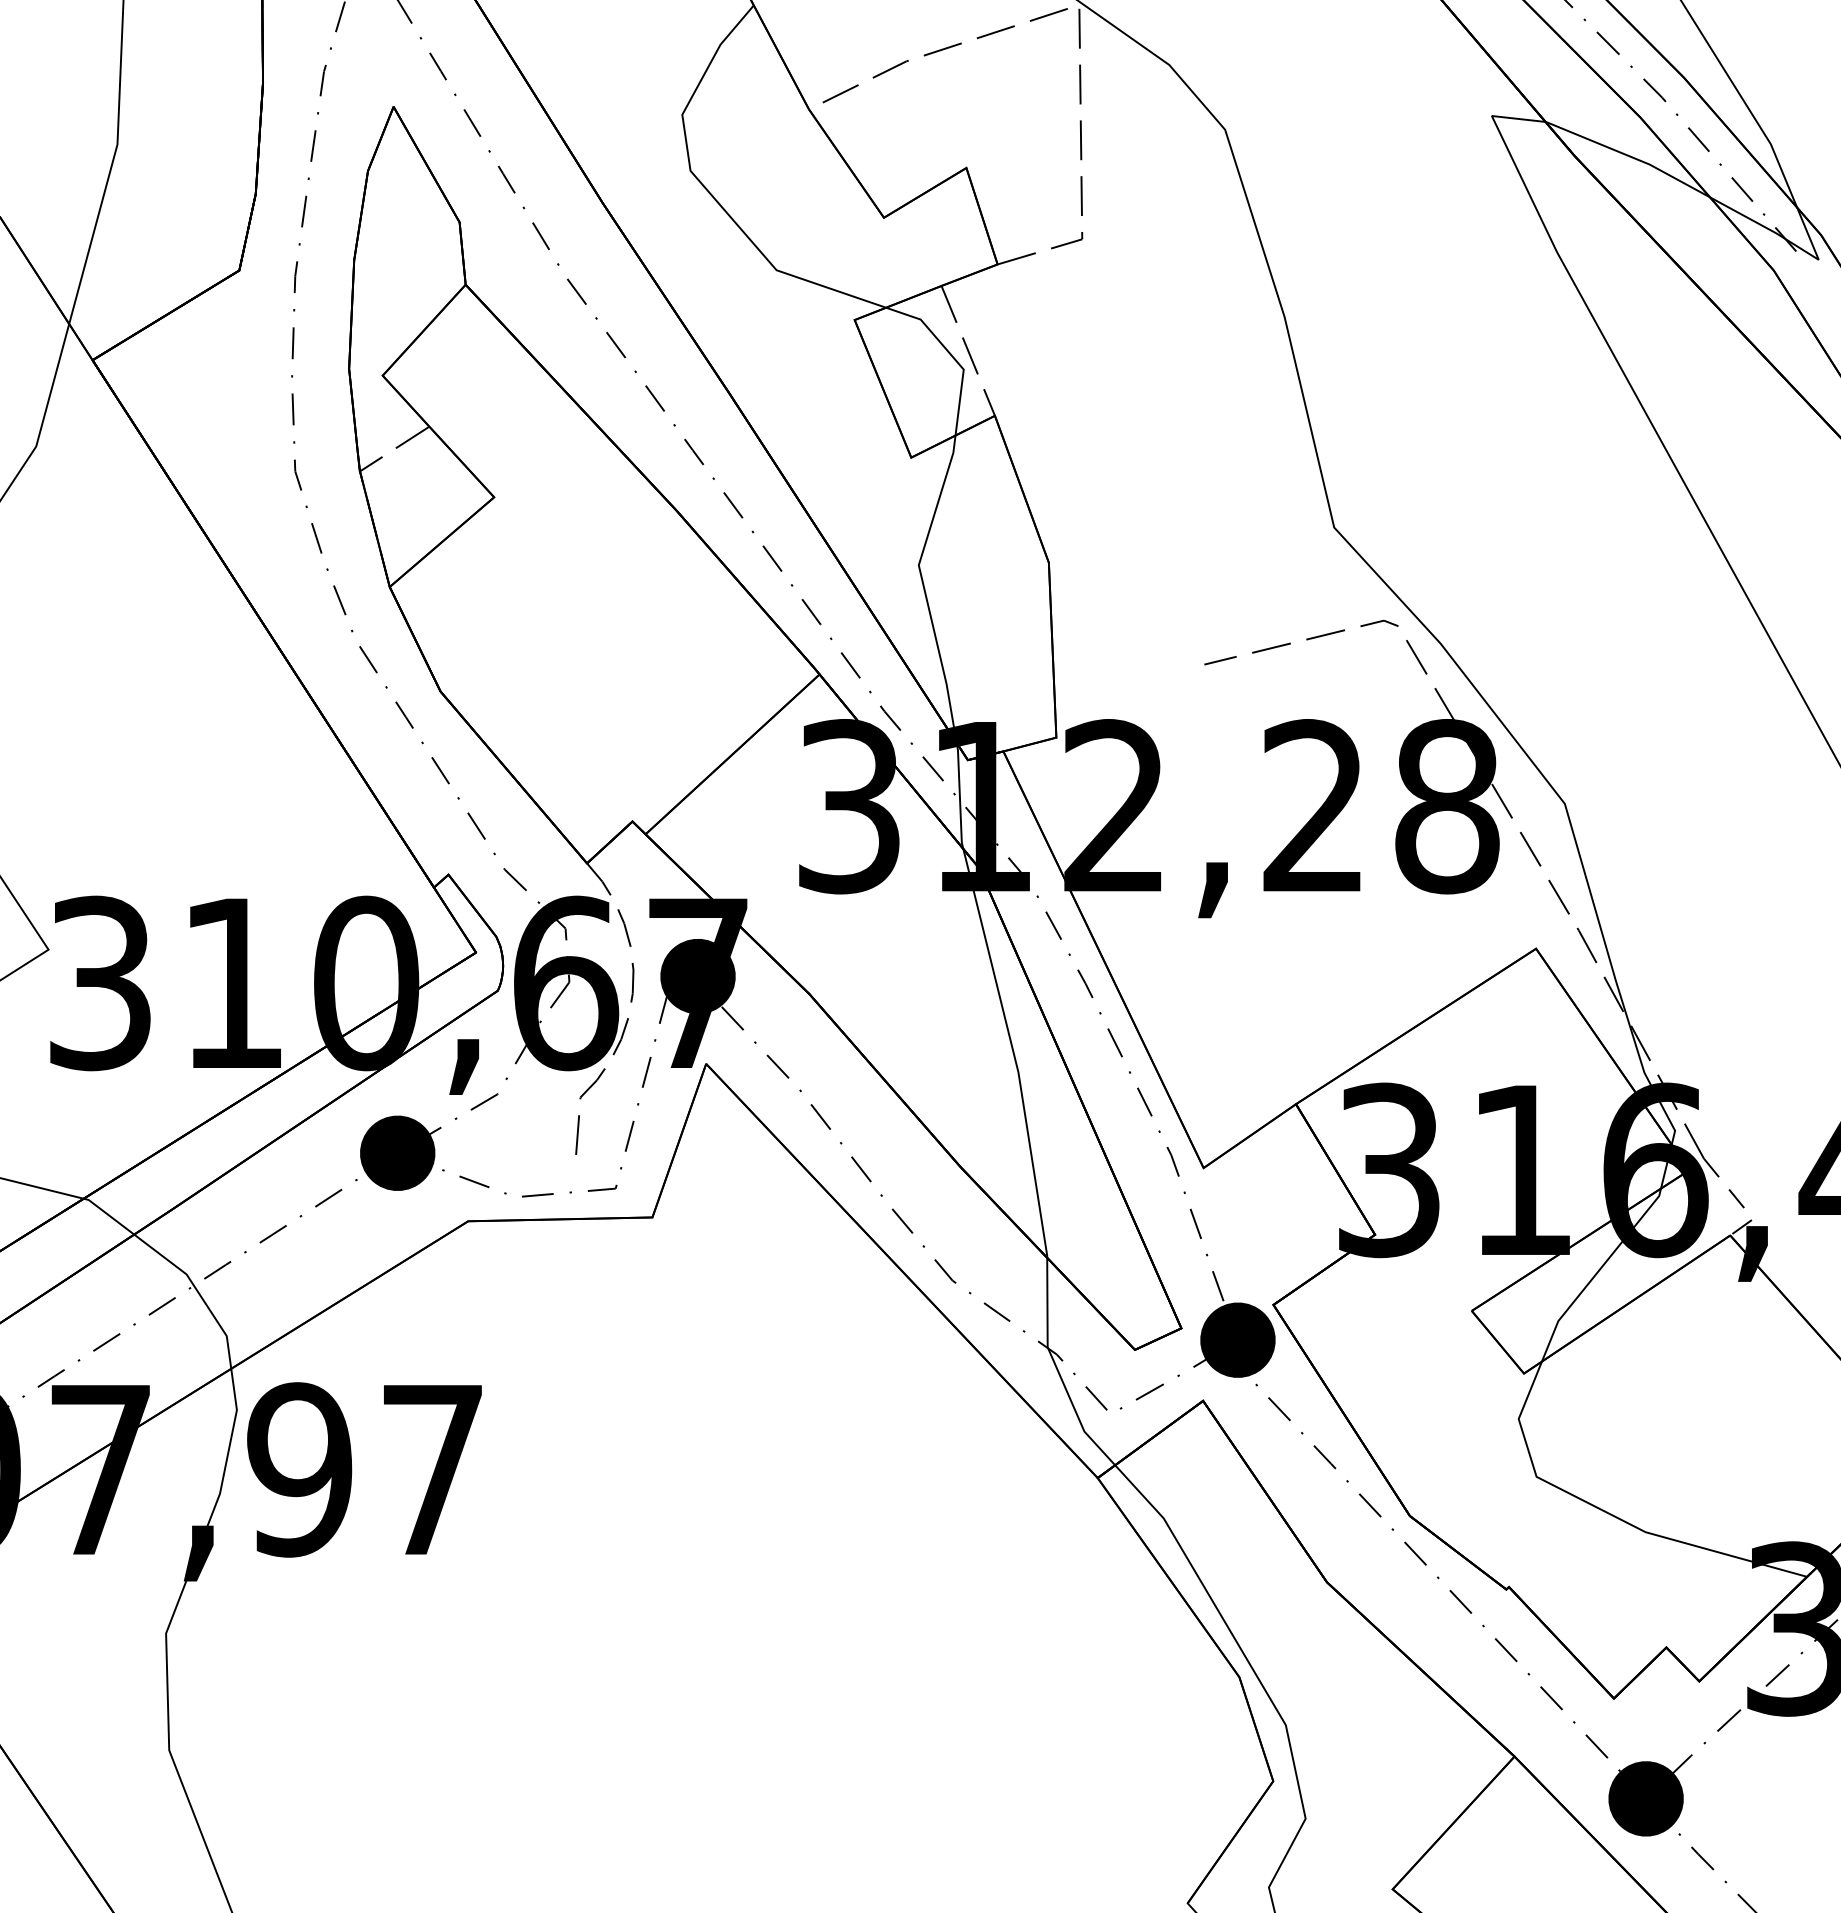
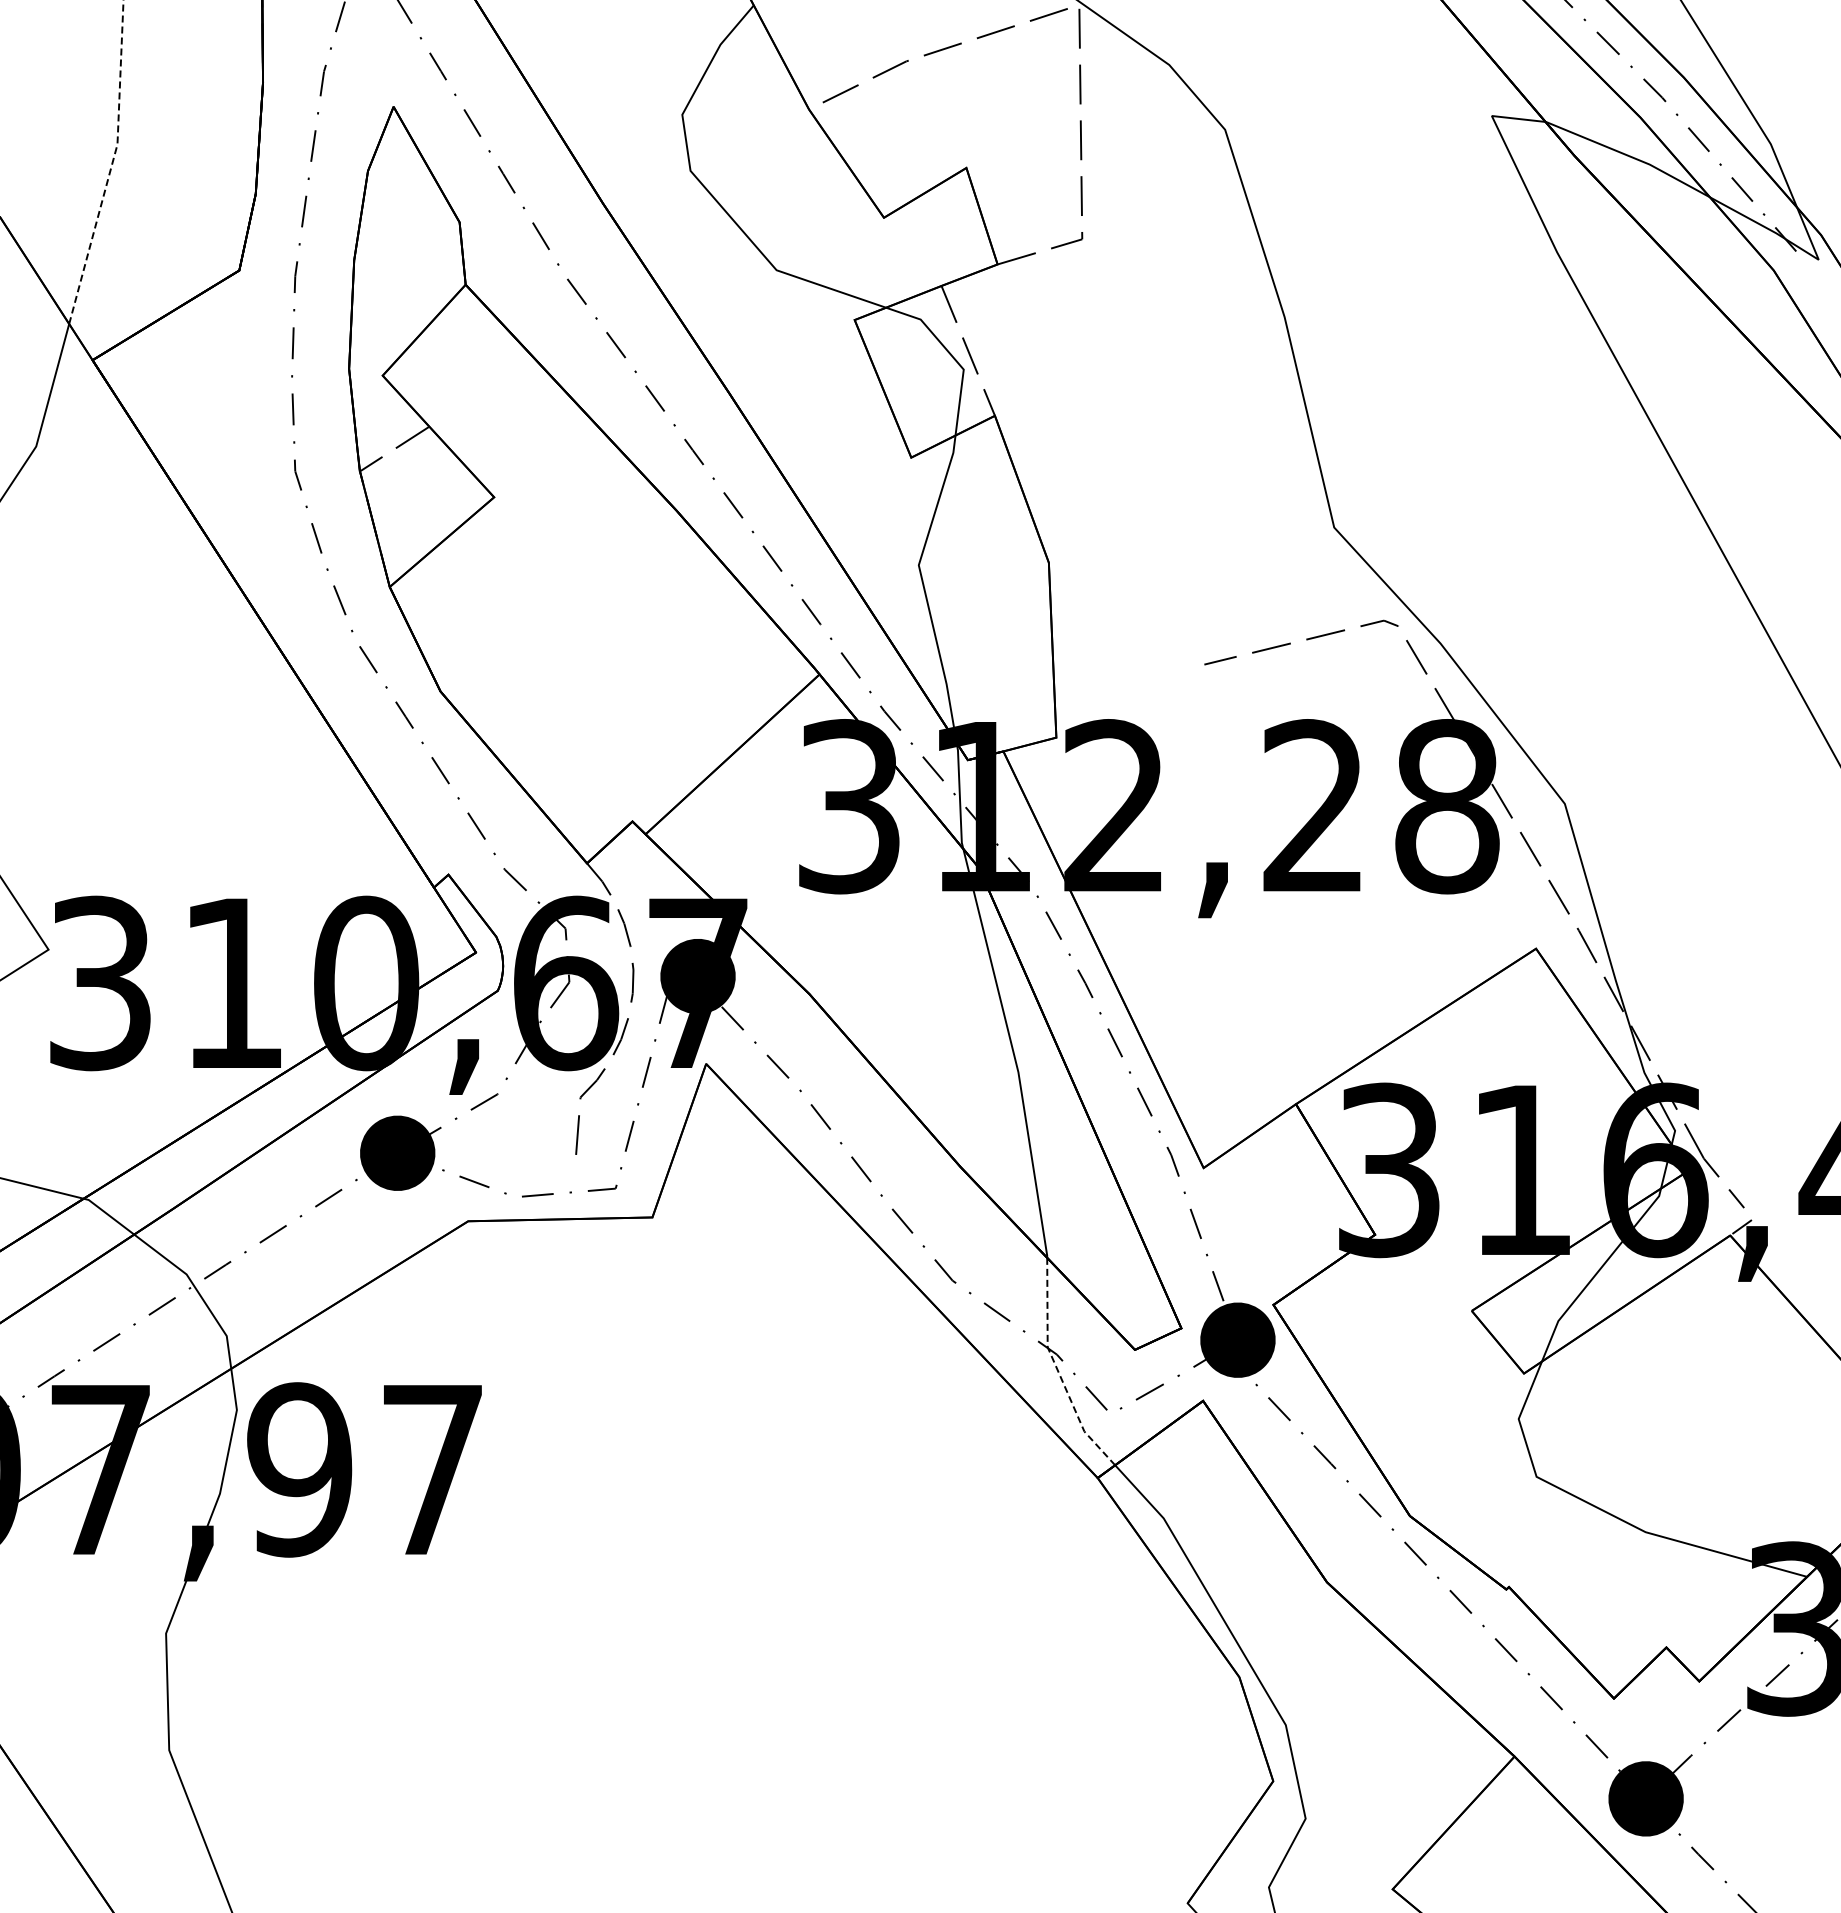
line: solid -> dashed (112, 163)
line: solid -> dashed (1057, 1369)
